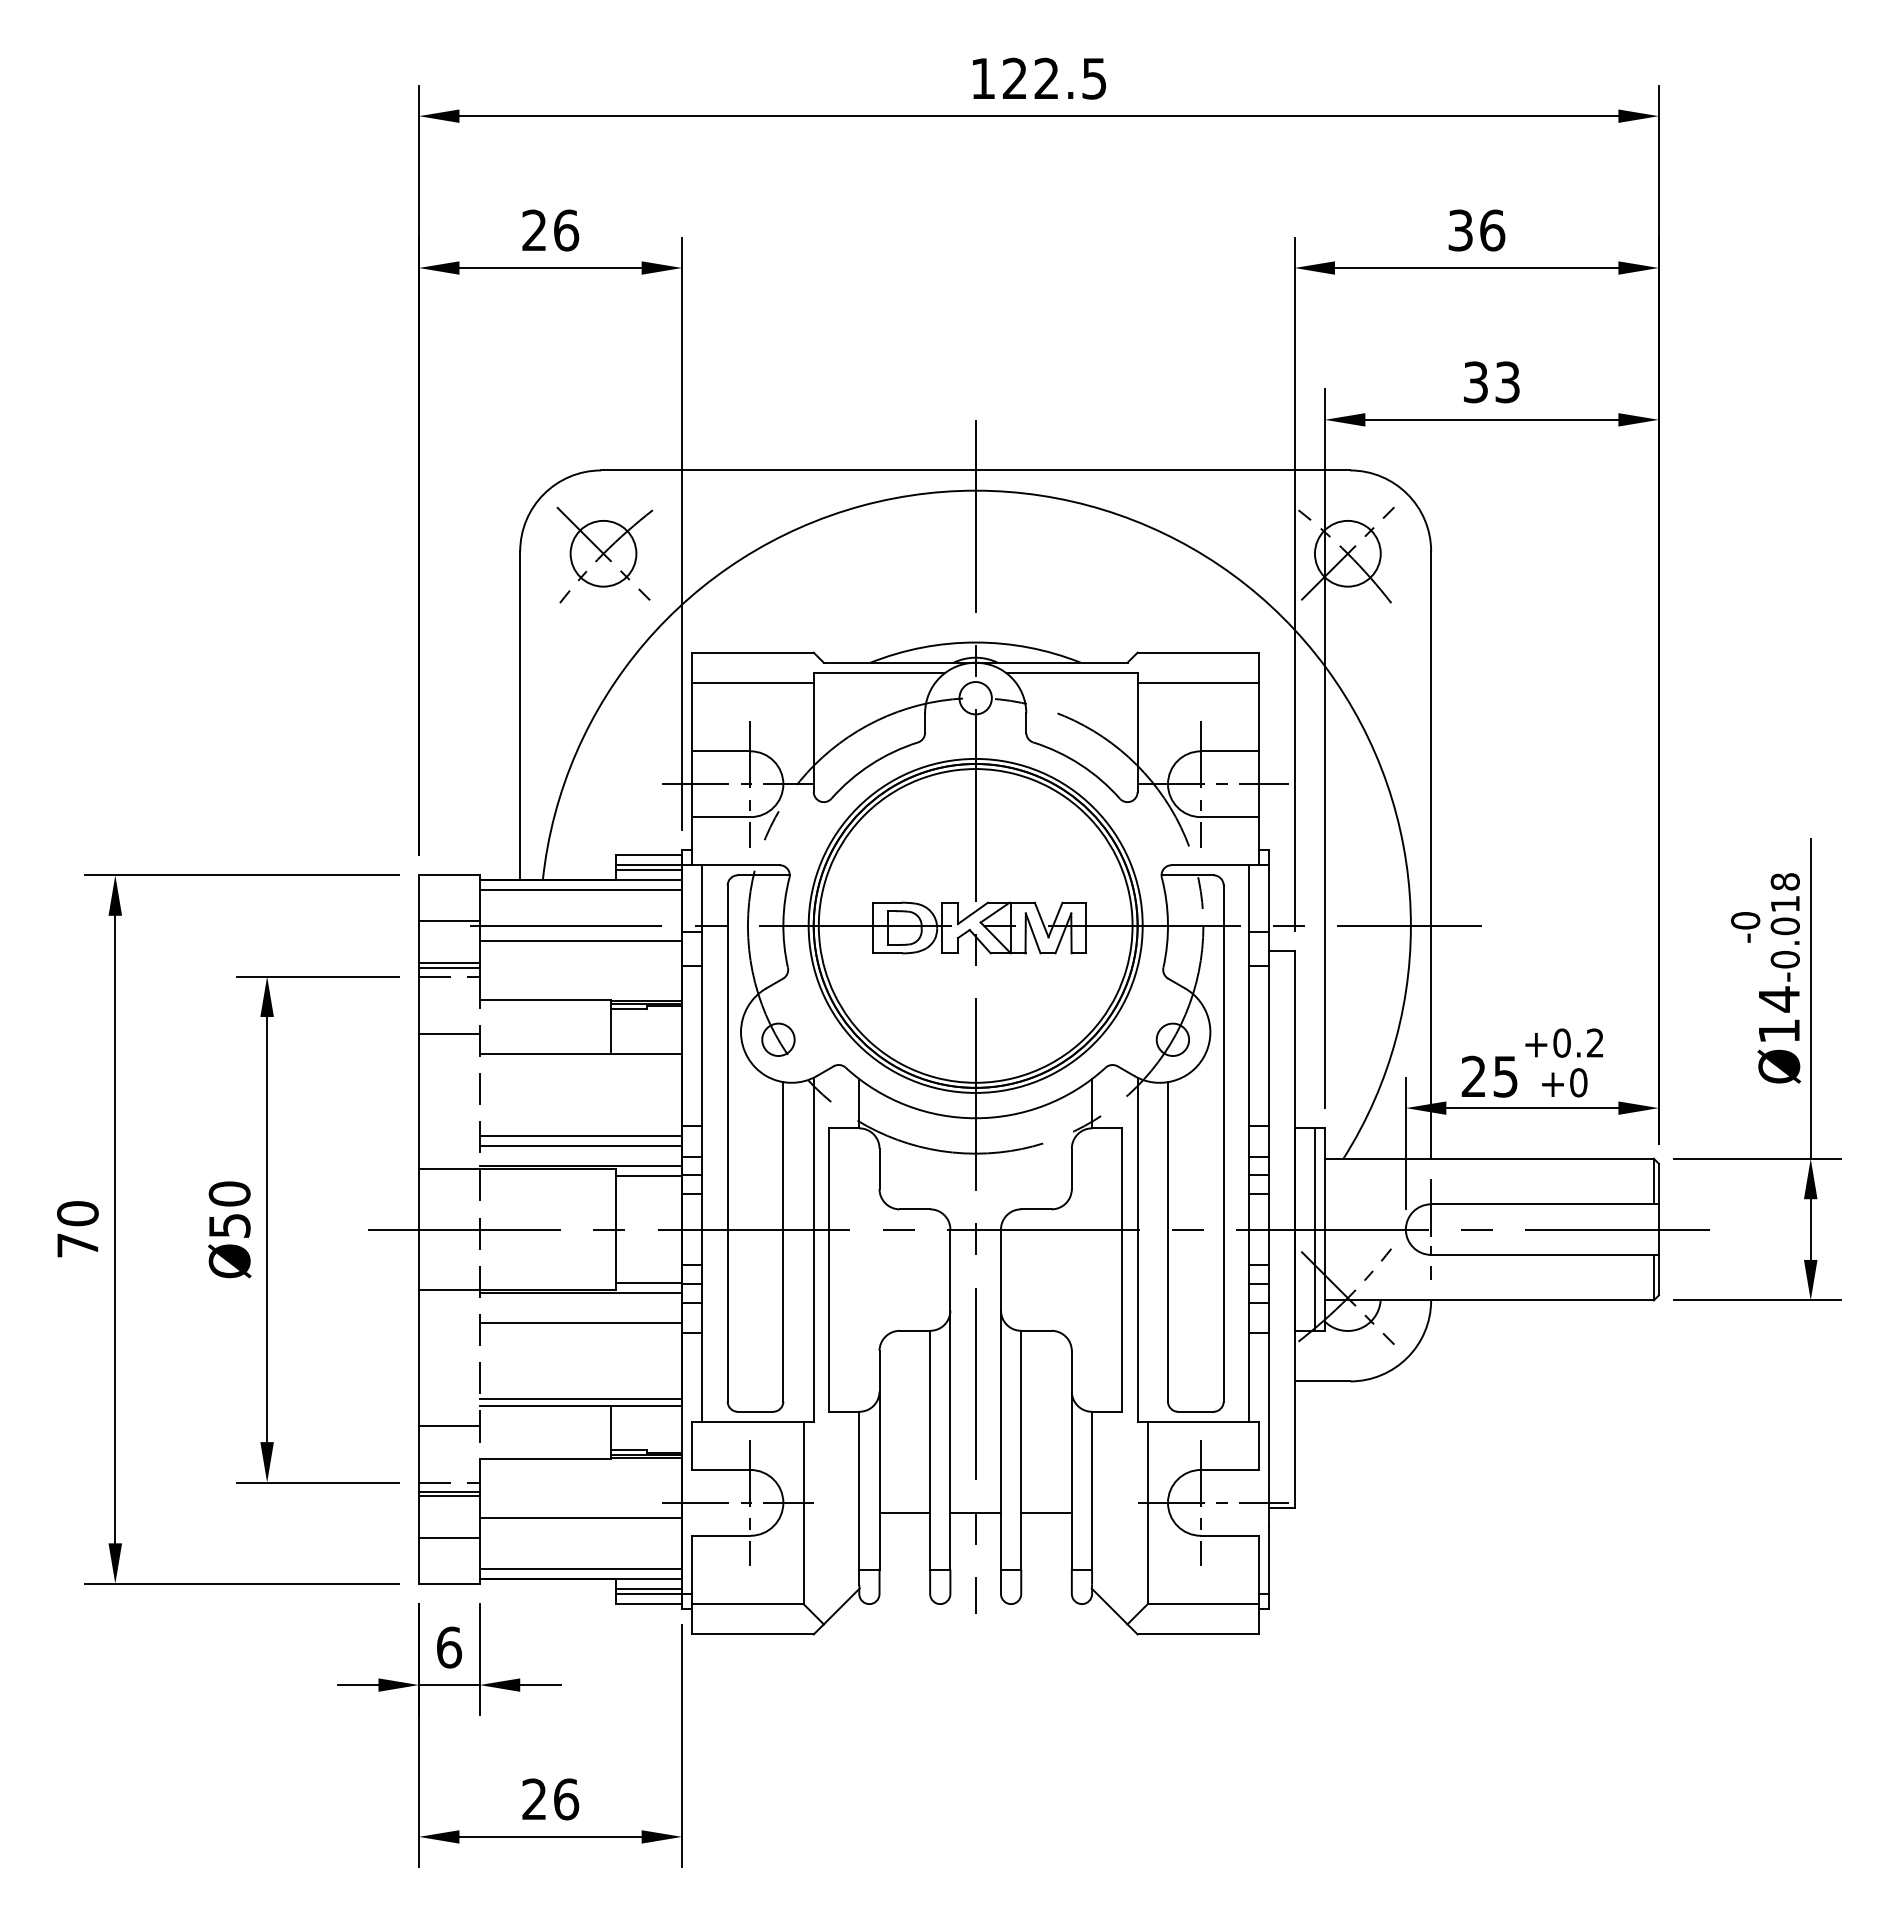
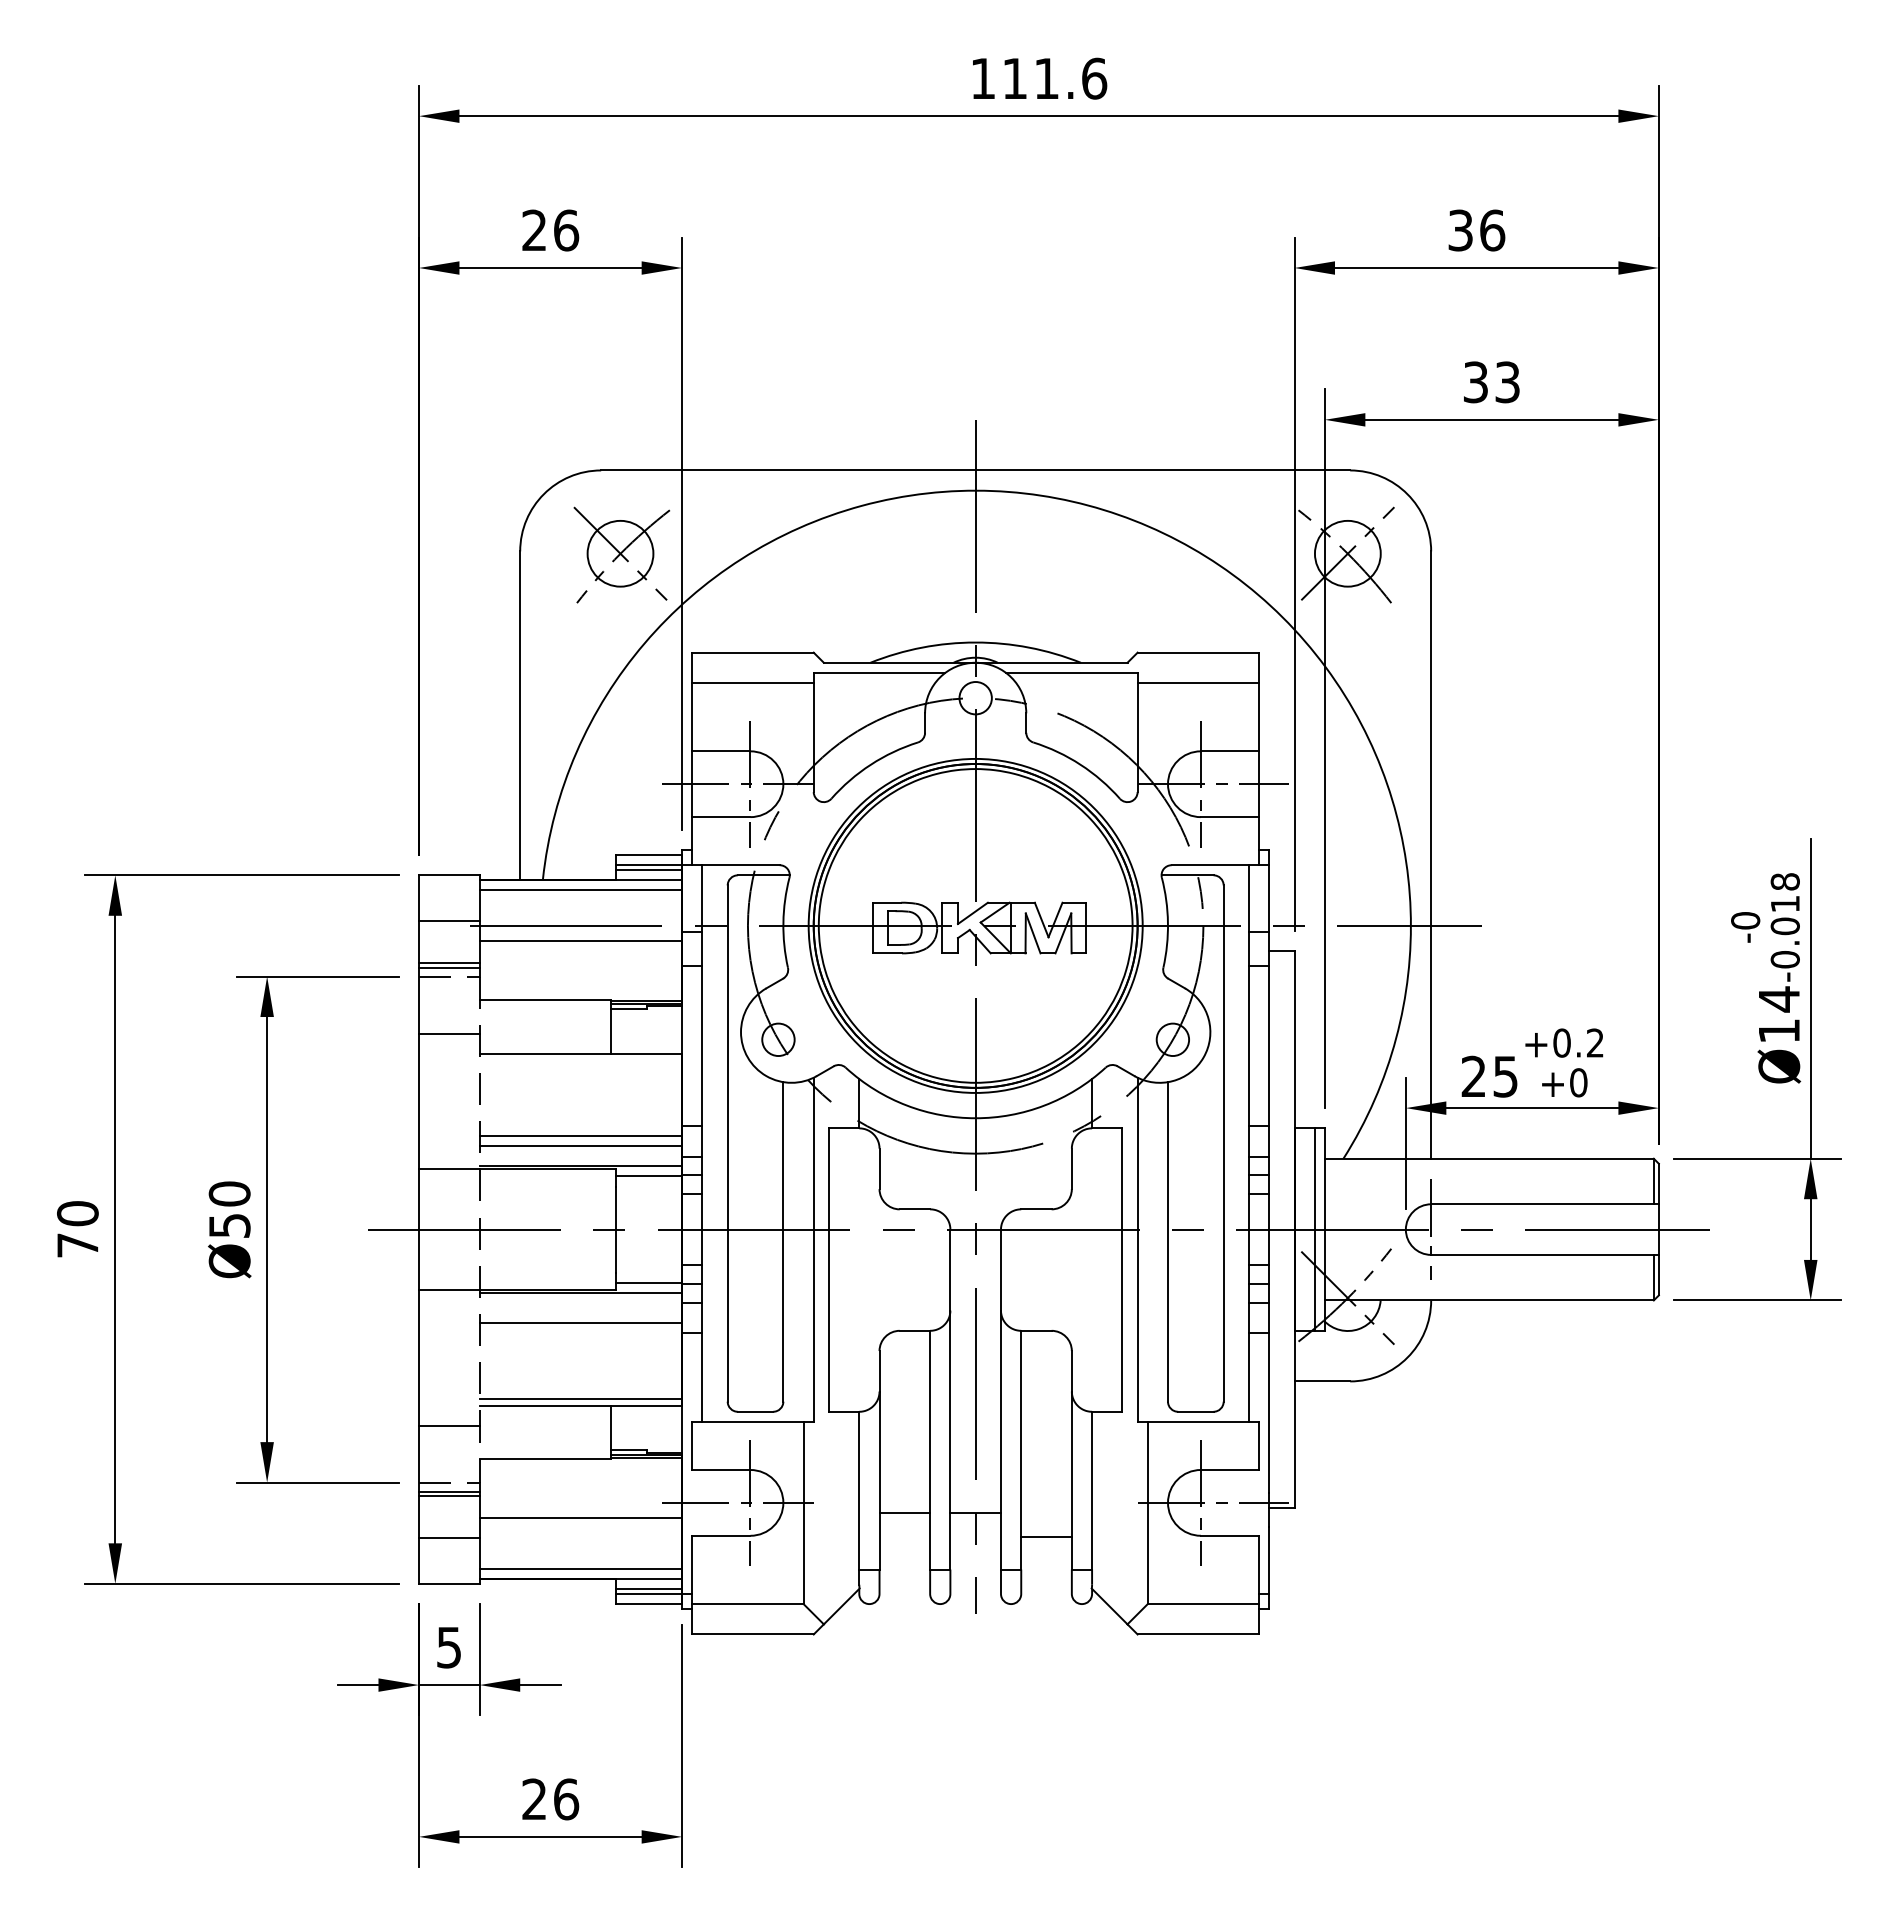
text: 122.5 -> 111.6 (1054, 78)
part position: (604, 554) -> (621, 554) (621, 554)
line position: (1046, 1513) -> (1046, 1537) (1046, 1537)
text: 6 -> 5 (449, 1647)
